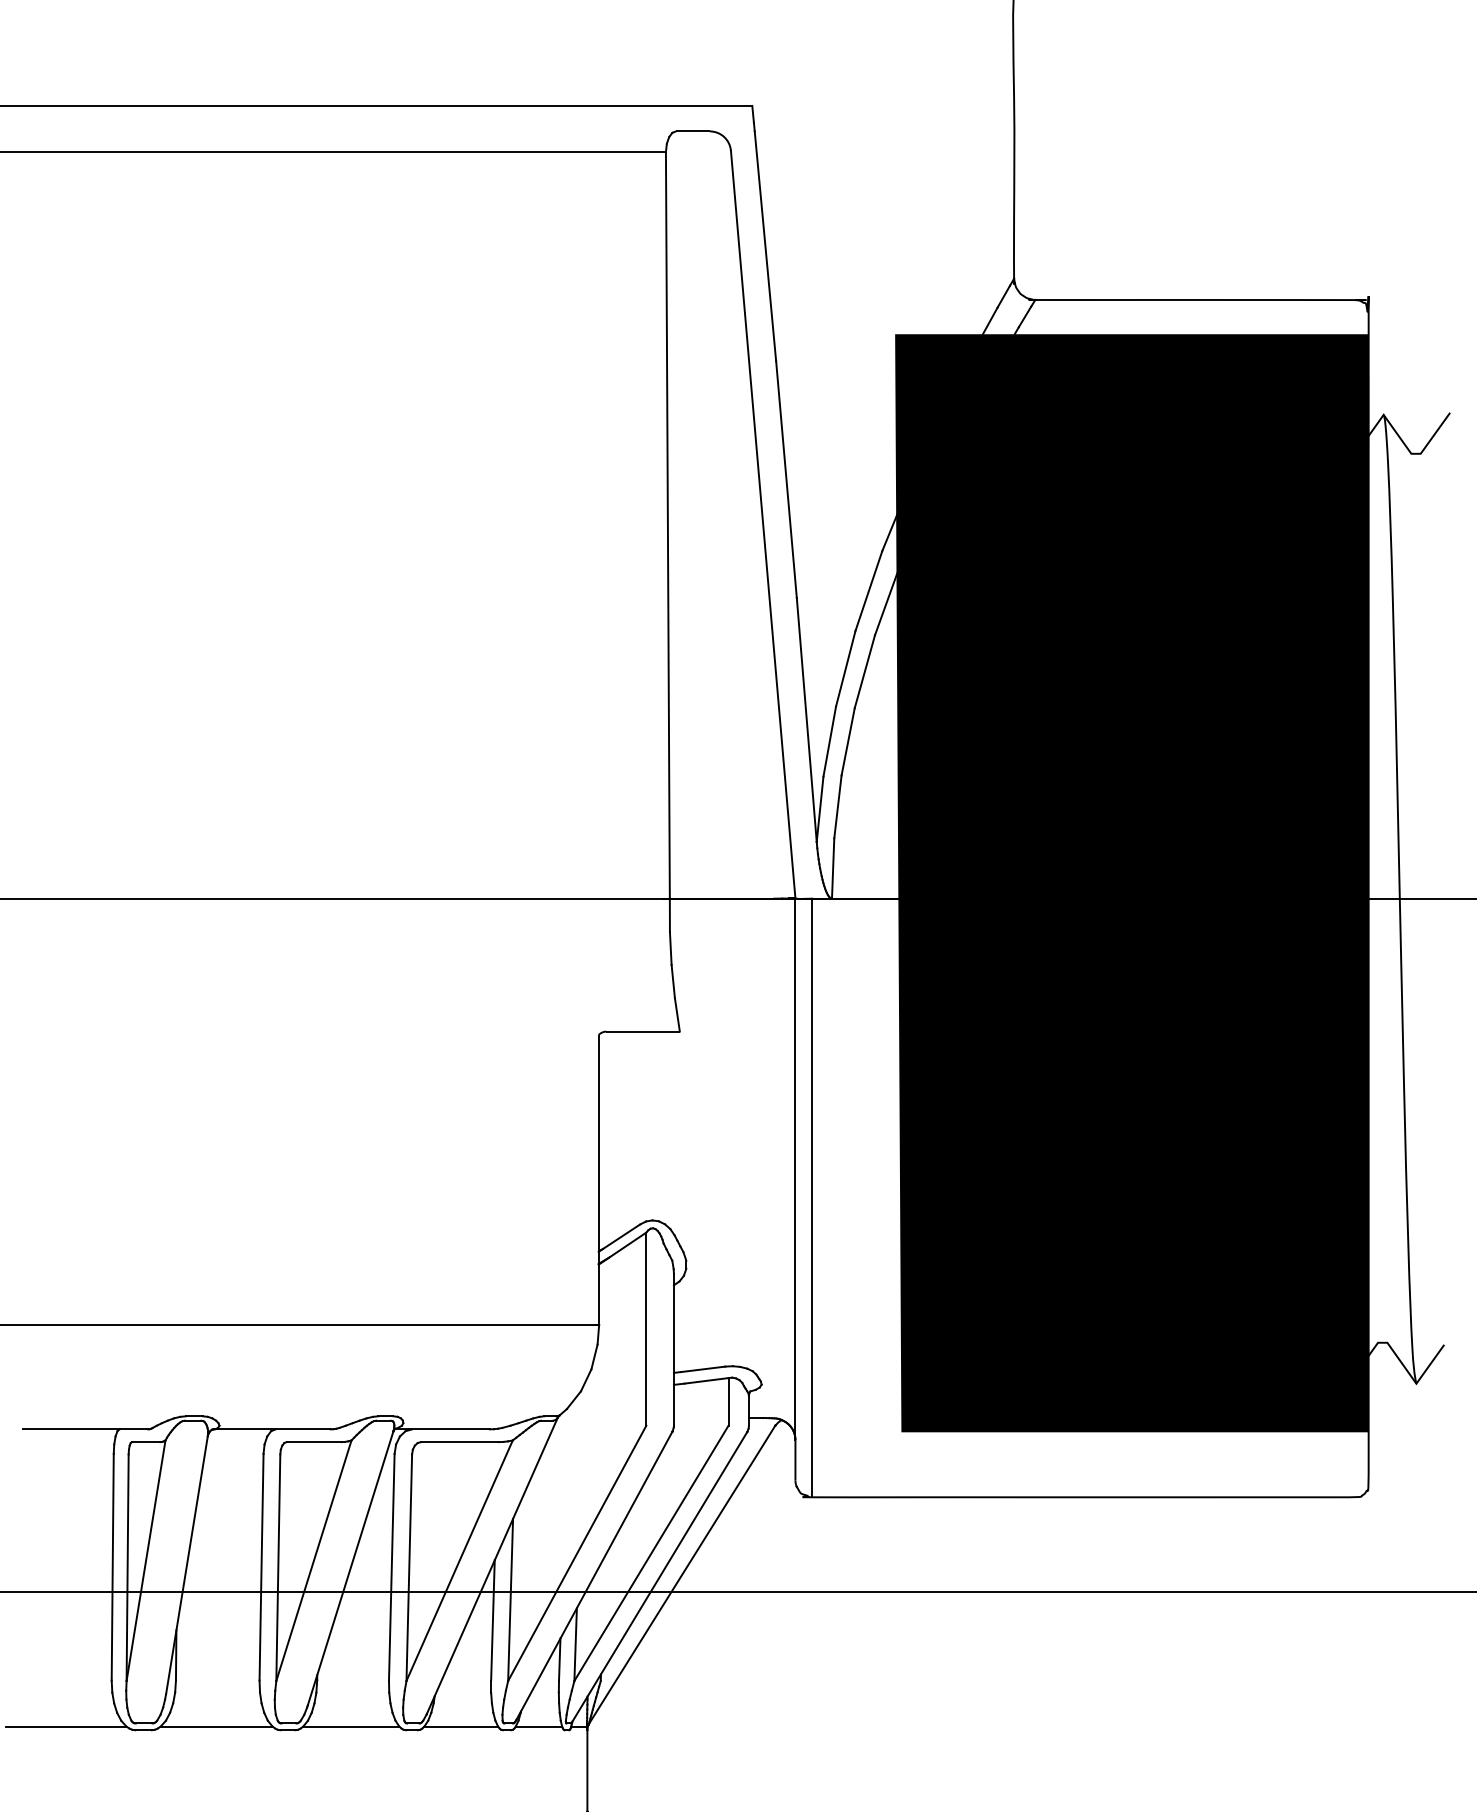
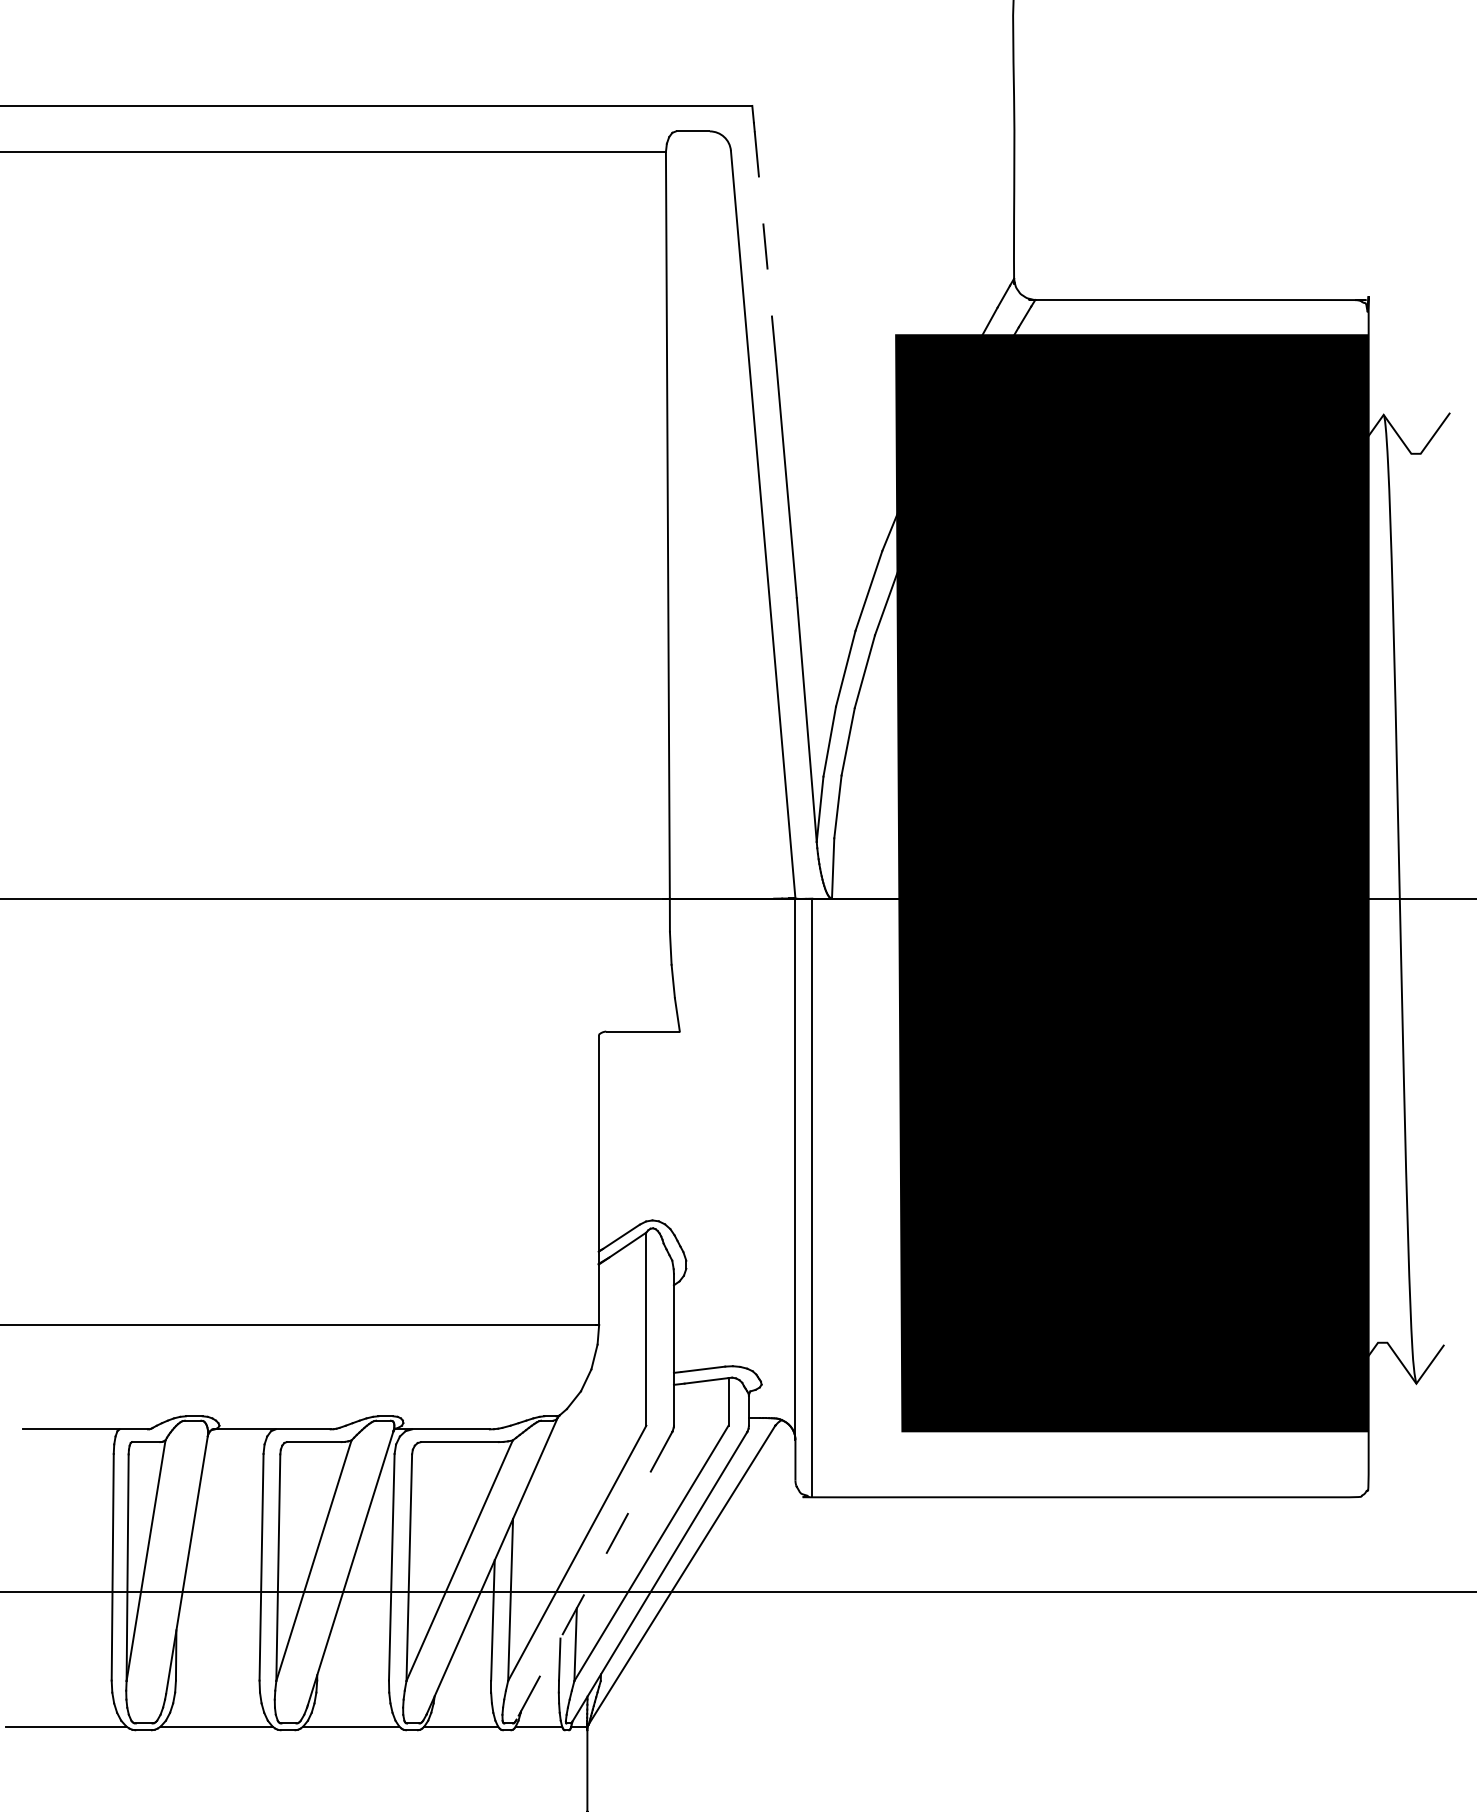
line: solid -> dashed (765, 246)
line: solid -> dashed (594, 1575)
